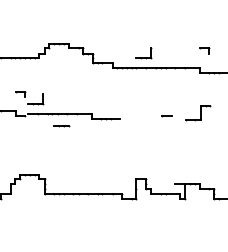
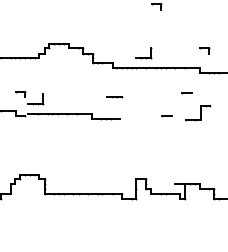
part: none -> present (156, 6)
part: none -> present (186, 93)
line position: (61, 126) -> (114, 97) (114, 97)
